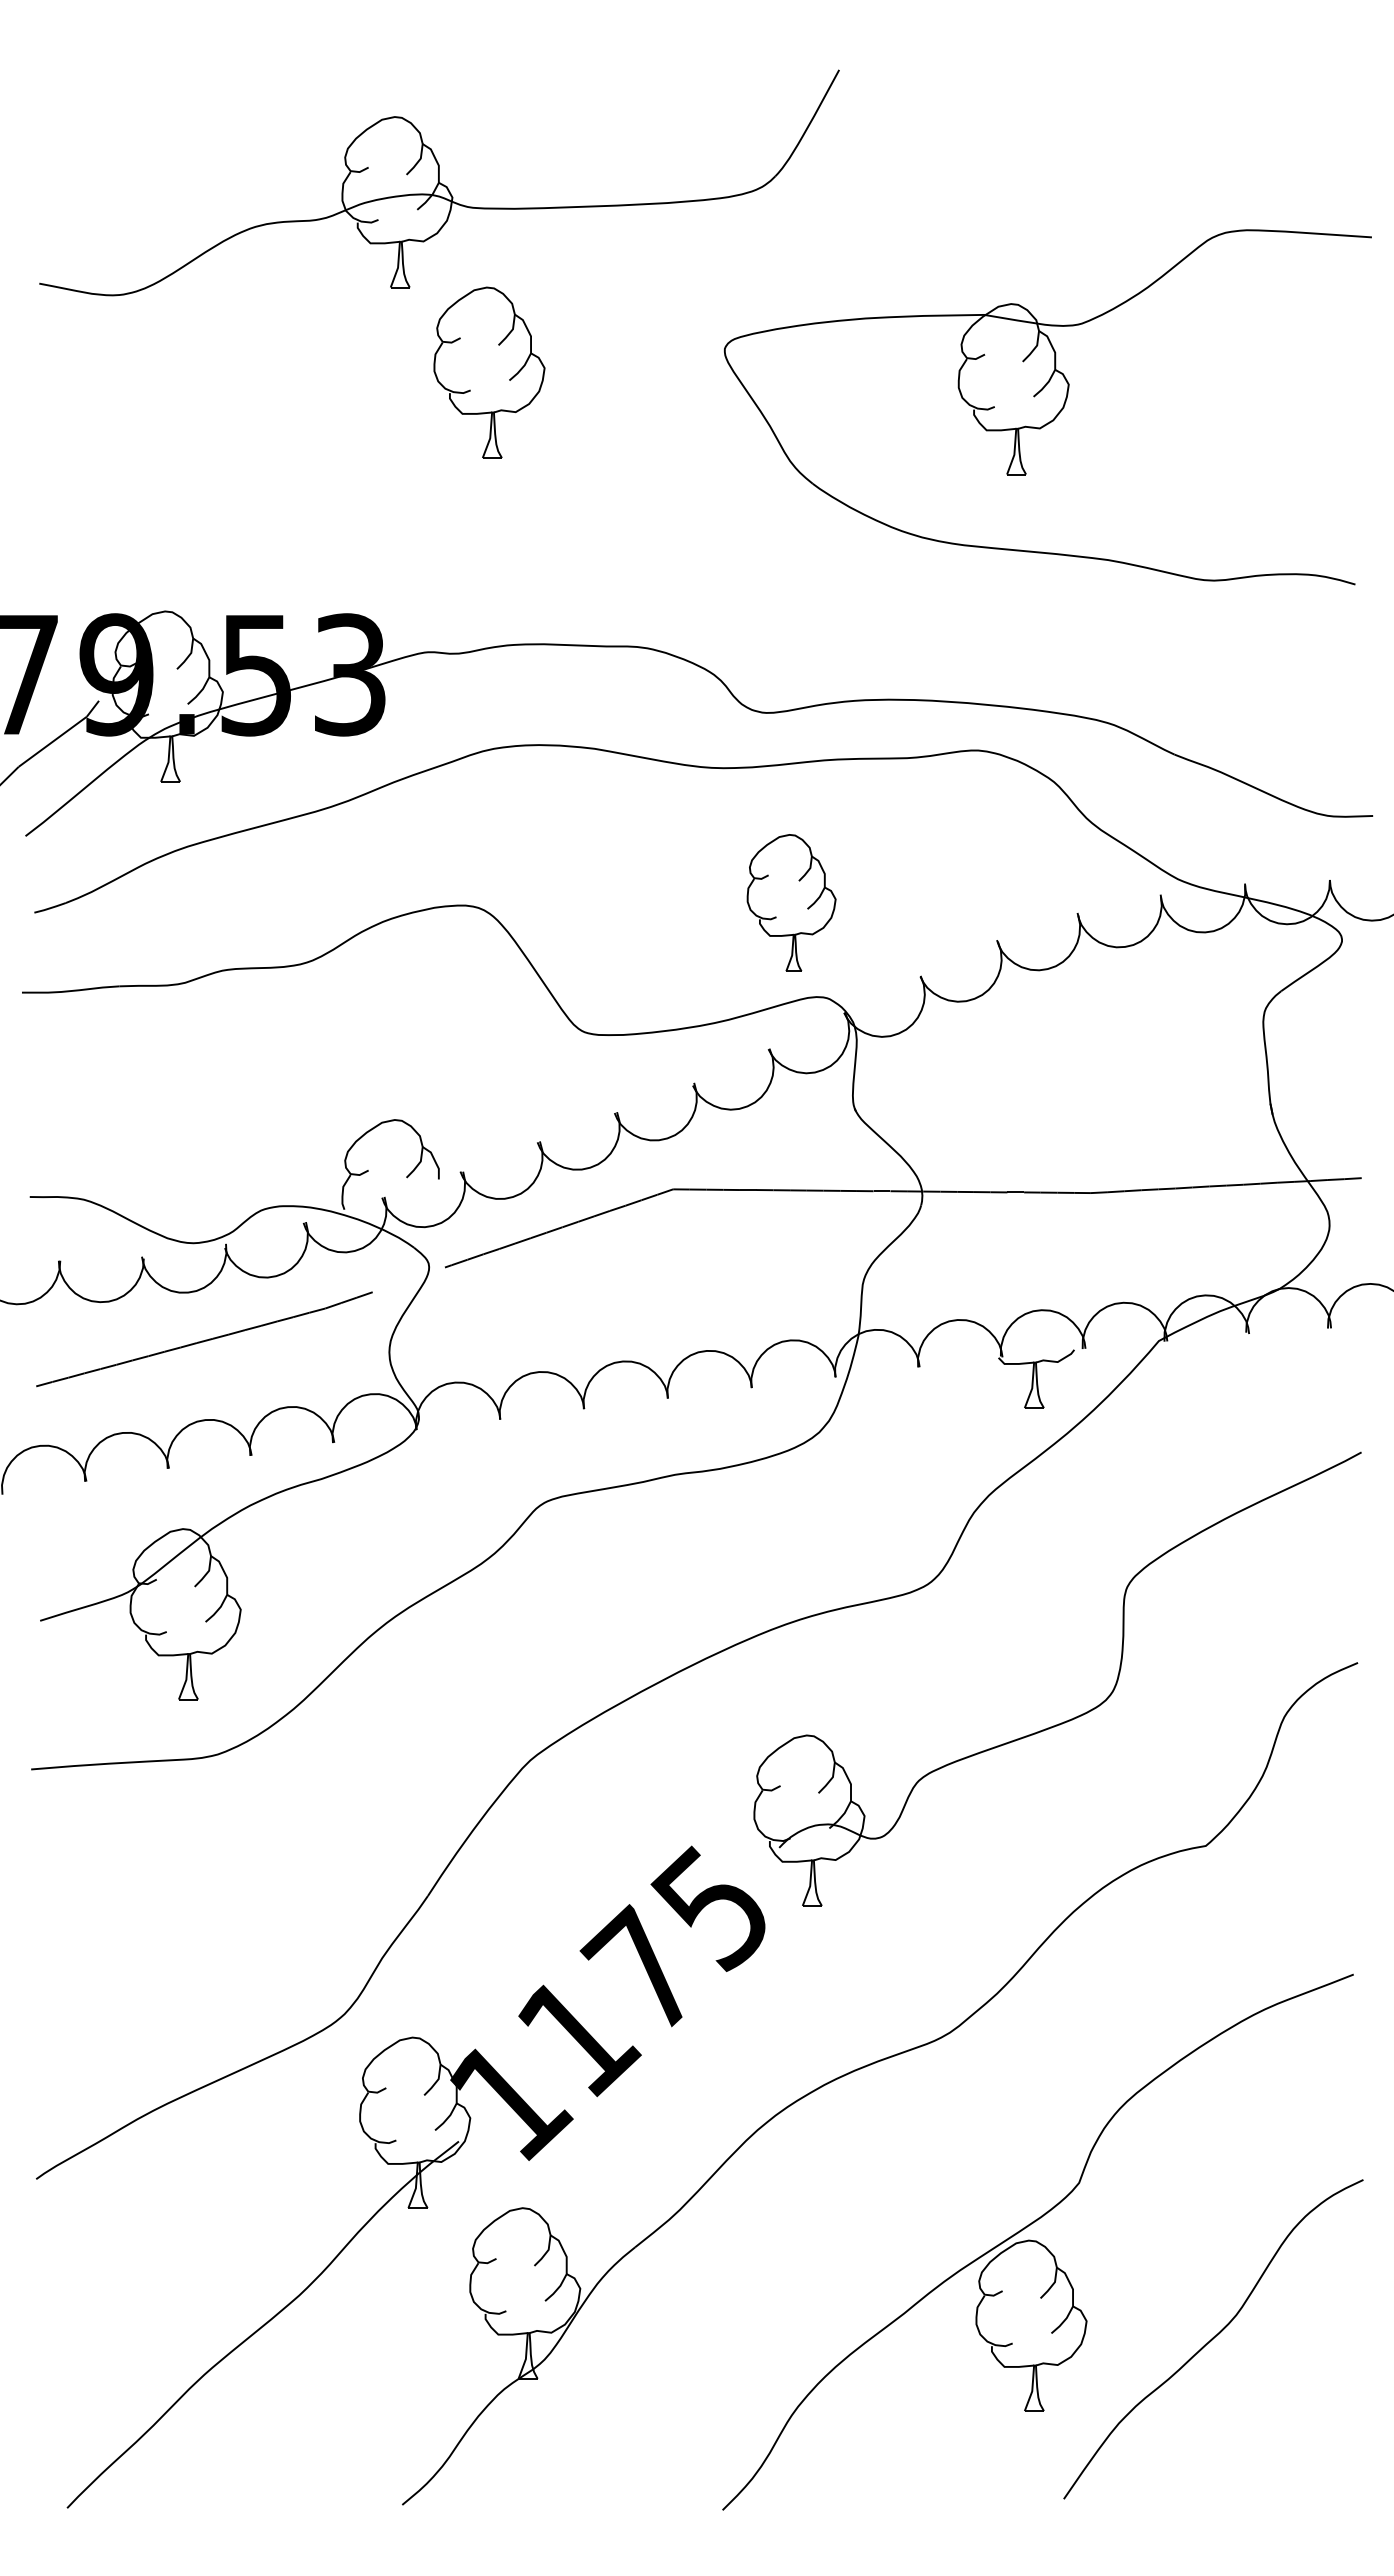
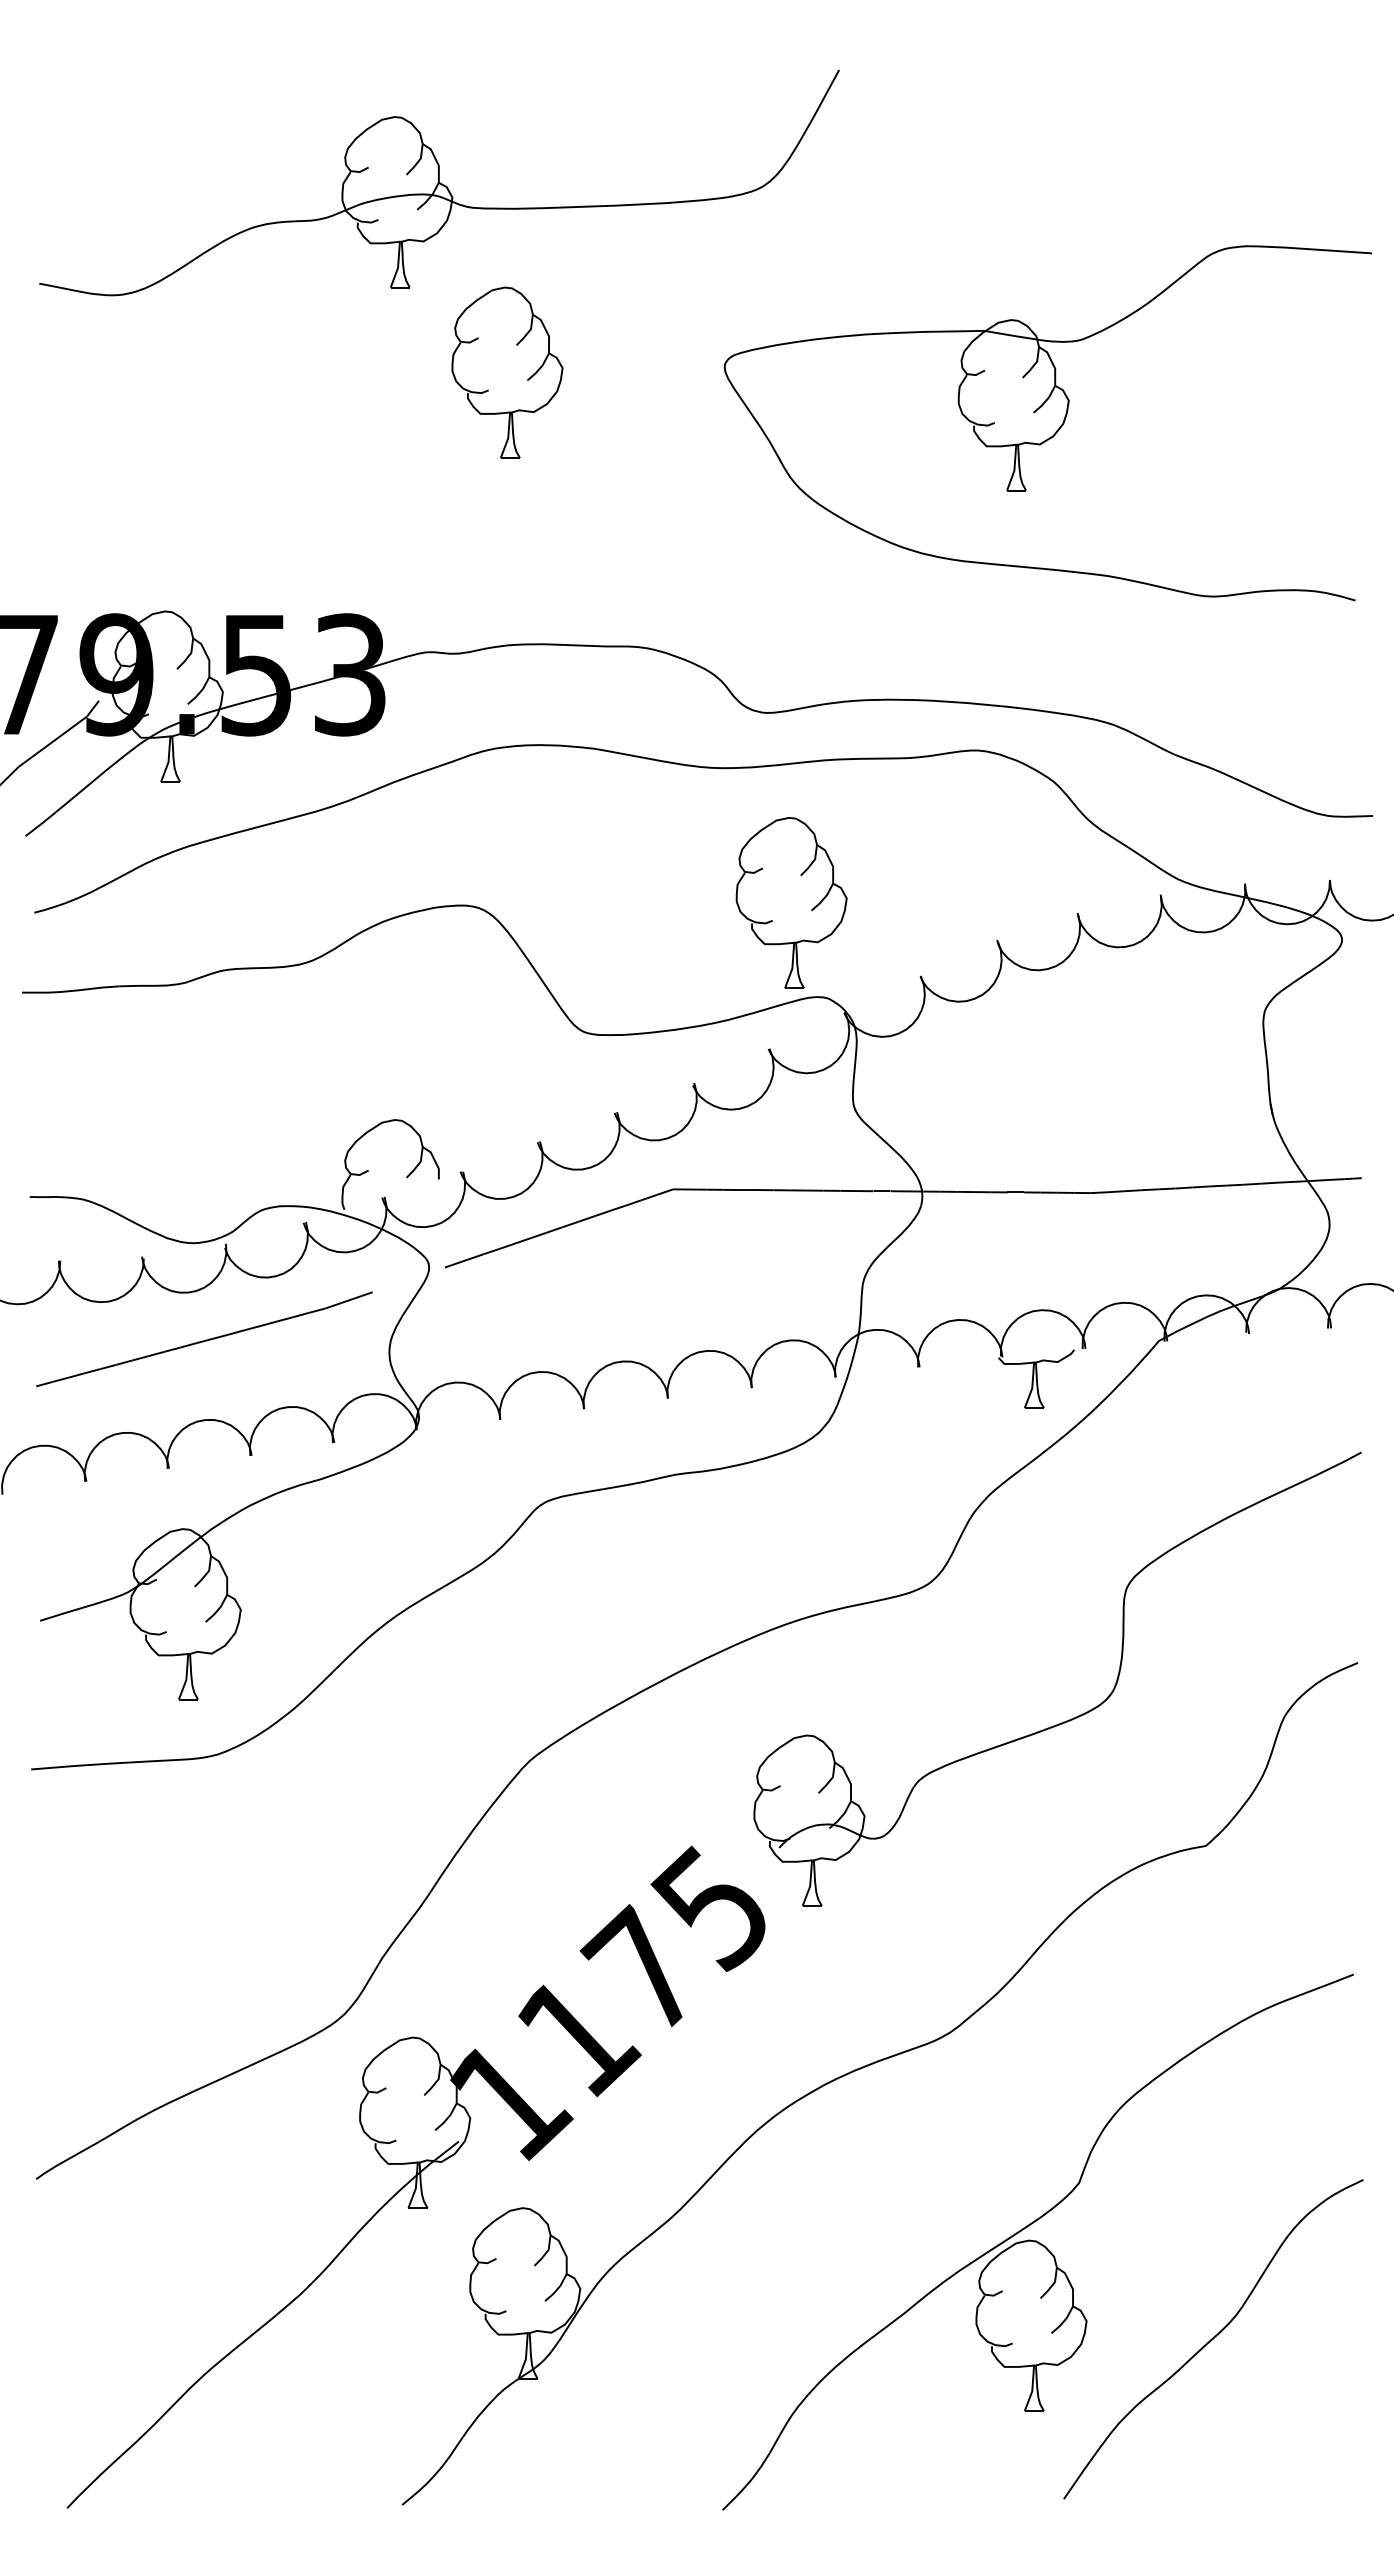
part position: (489, 372) -> (507, 372) (507, 372)
part position: (1047, 407) -> (1047, 423) (1047, 423)
part size: 91x138 px -> 113x172 px (791, 902)
